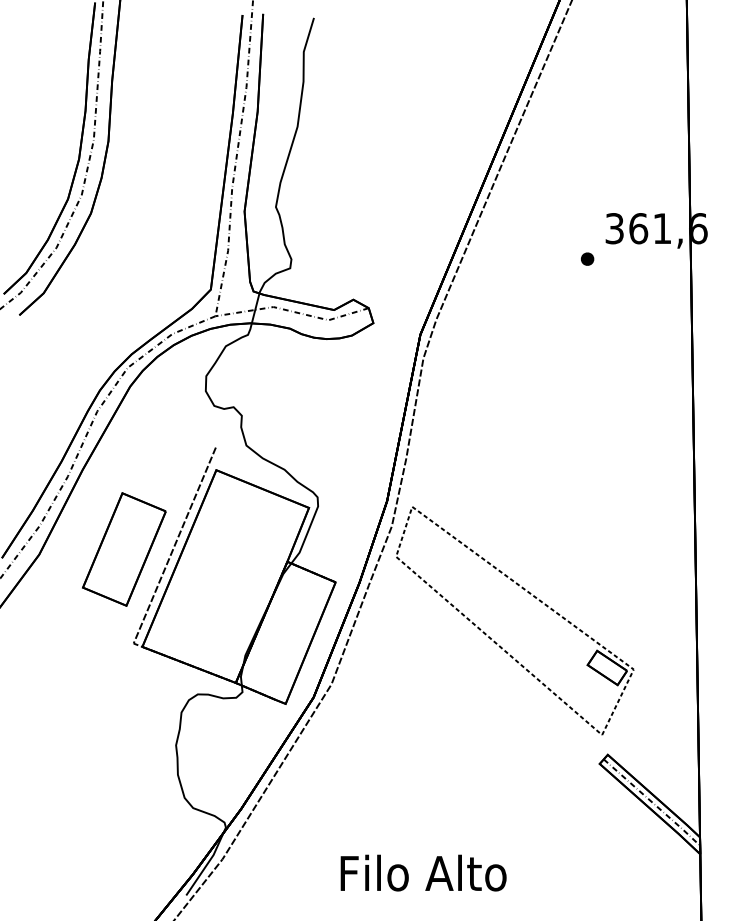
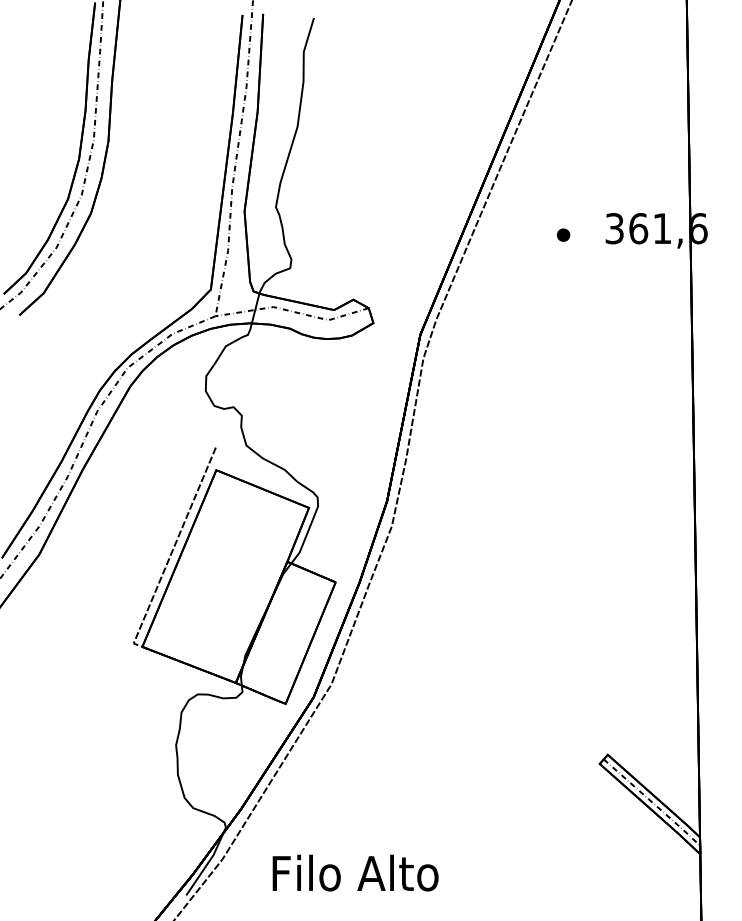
part position: (587, 258) -> (563, 234) (563, 234)
part: present -> none (124, 549)
part: present -> none (494, 640)
text position: (423, 872) -> (355, 872) (355, 872)
